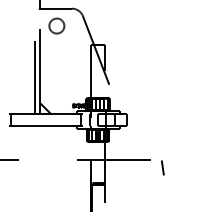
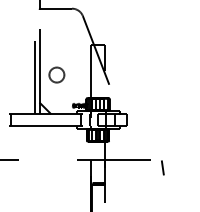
circle position: (56, 25) -> (56, 74) (56, 74)
